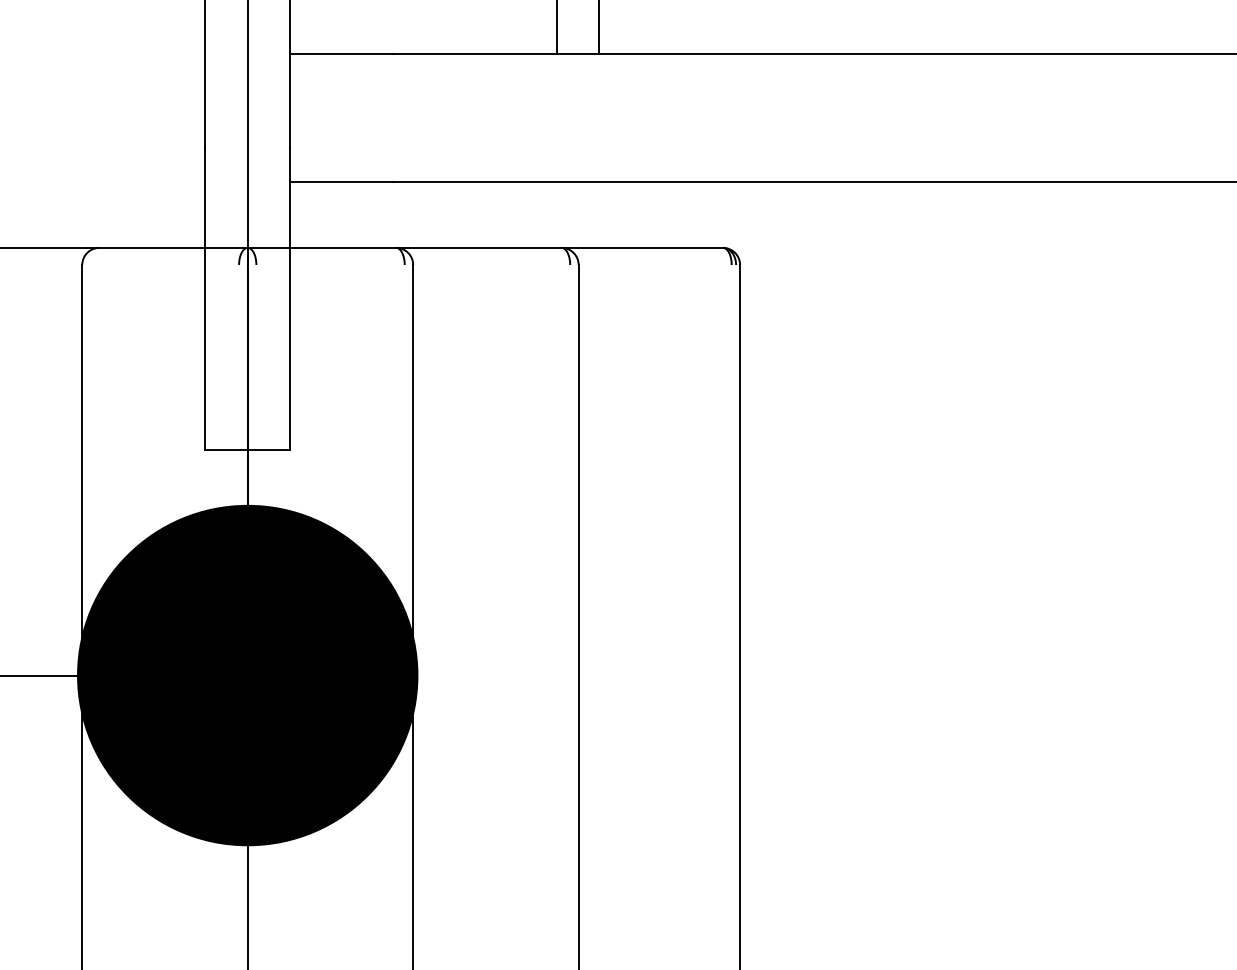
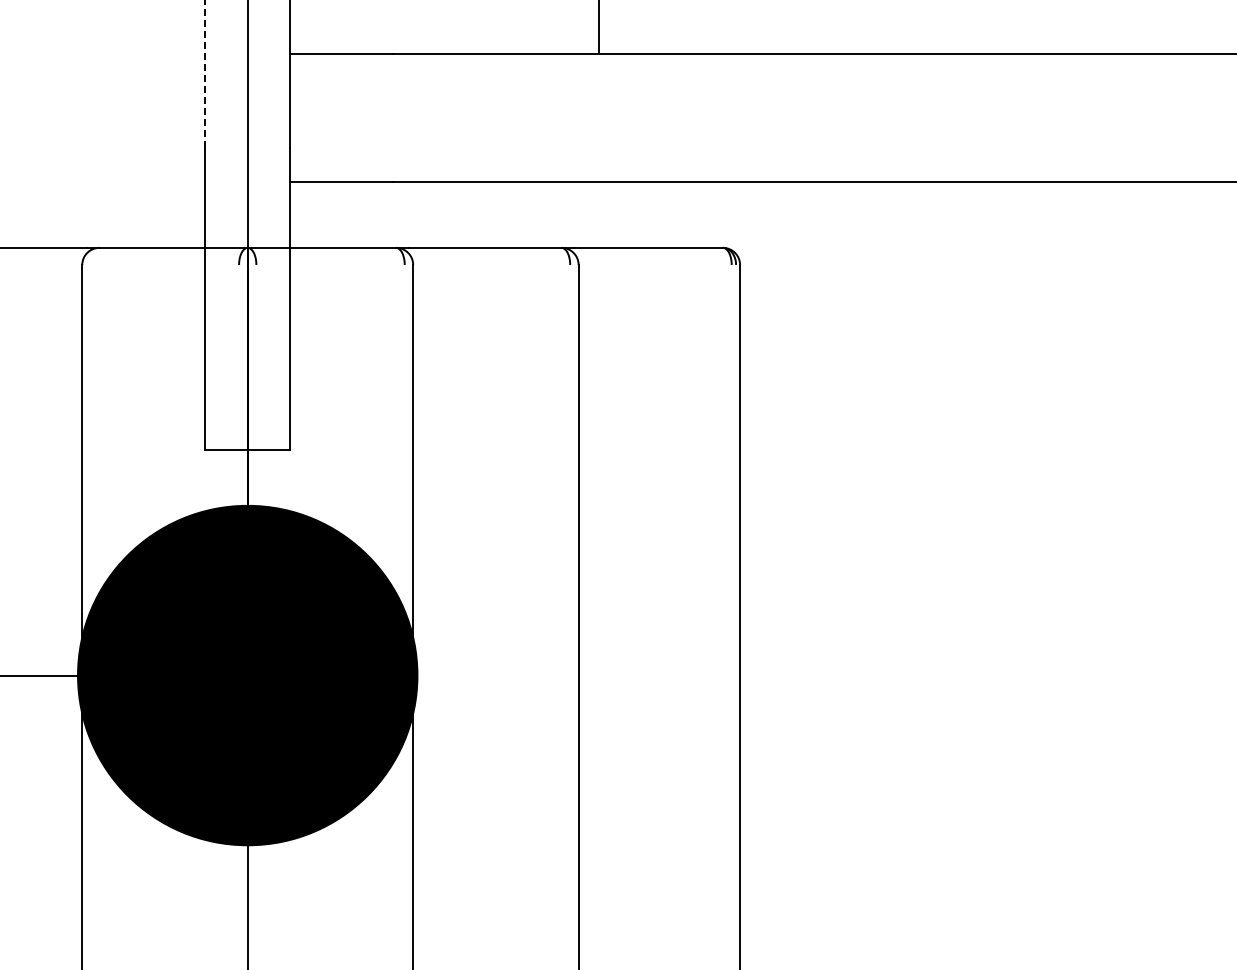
line: present -> none (556, 27)
line: solid -> dashed (204, 74)
